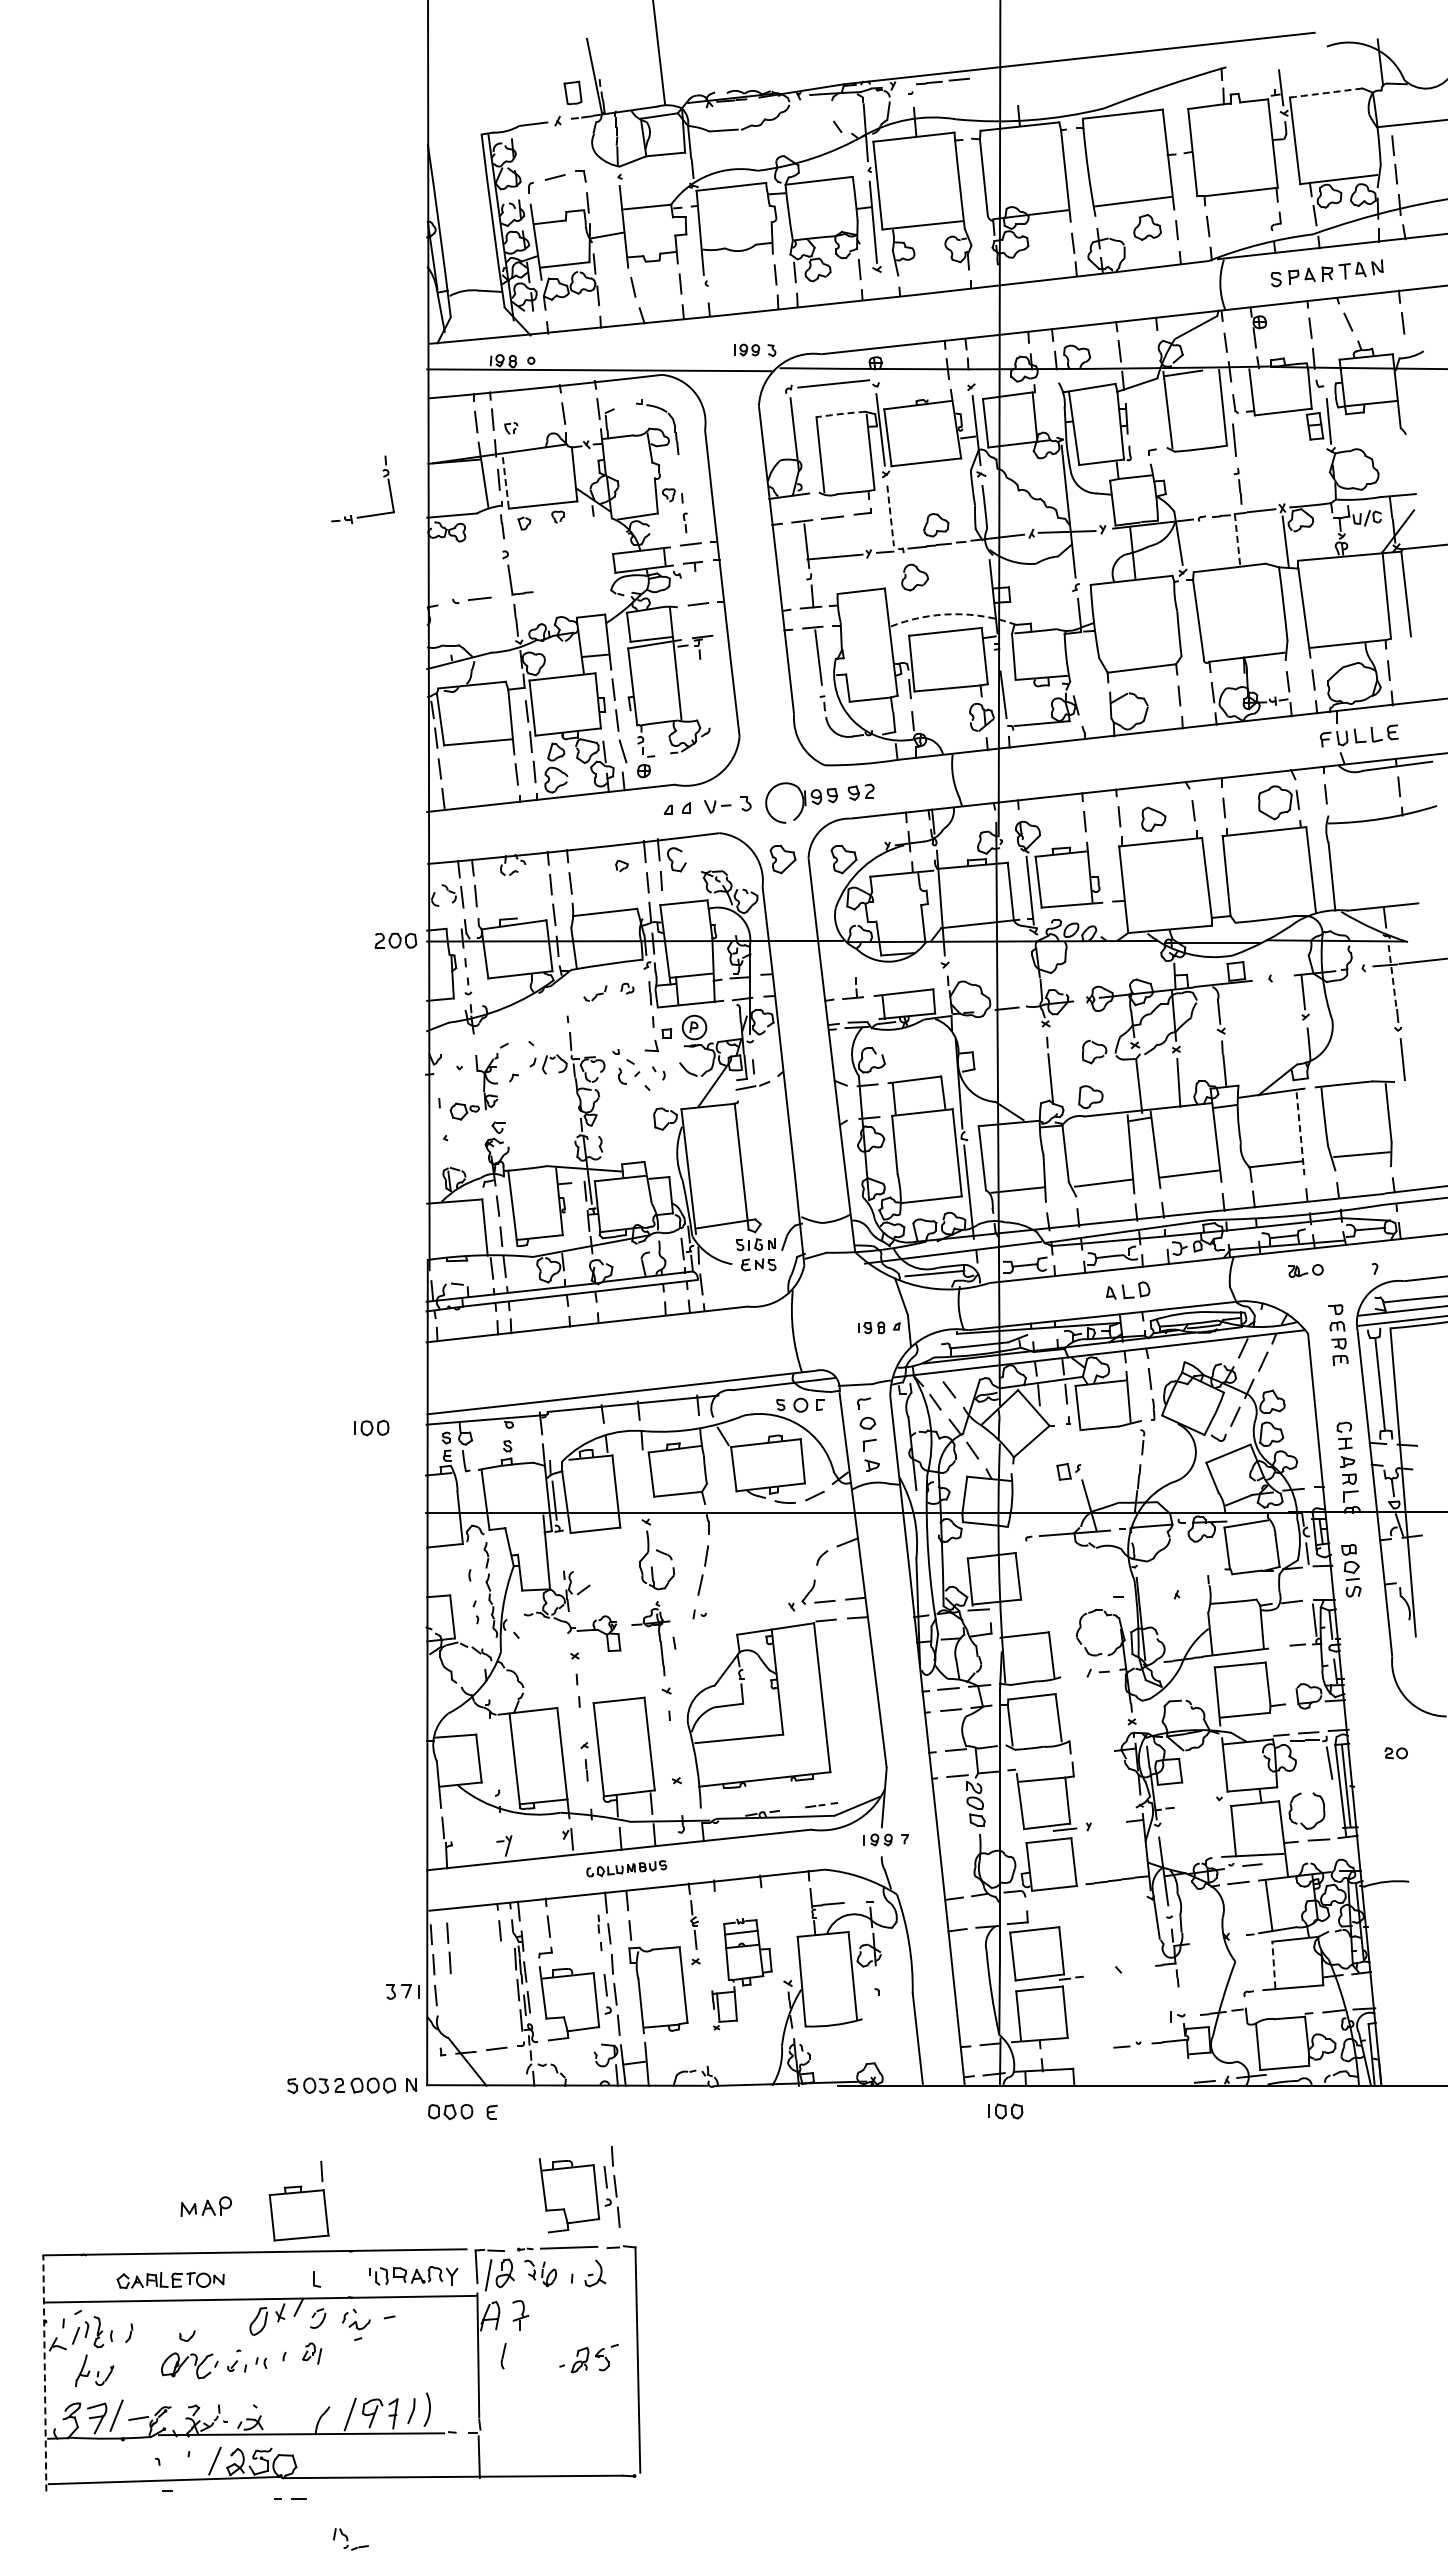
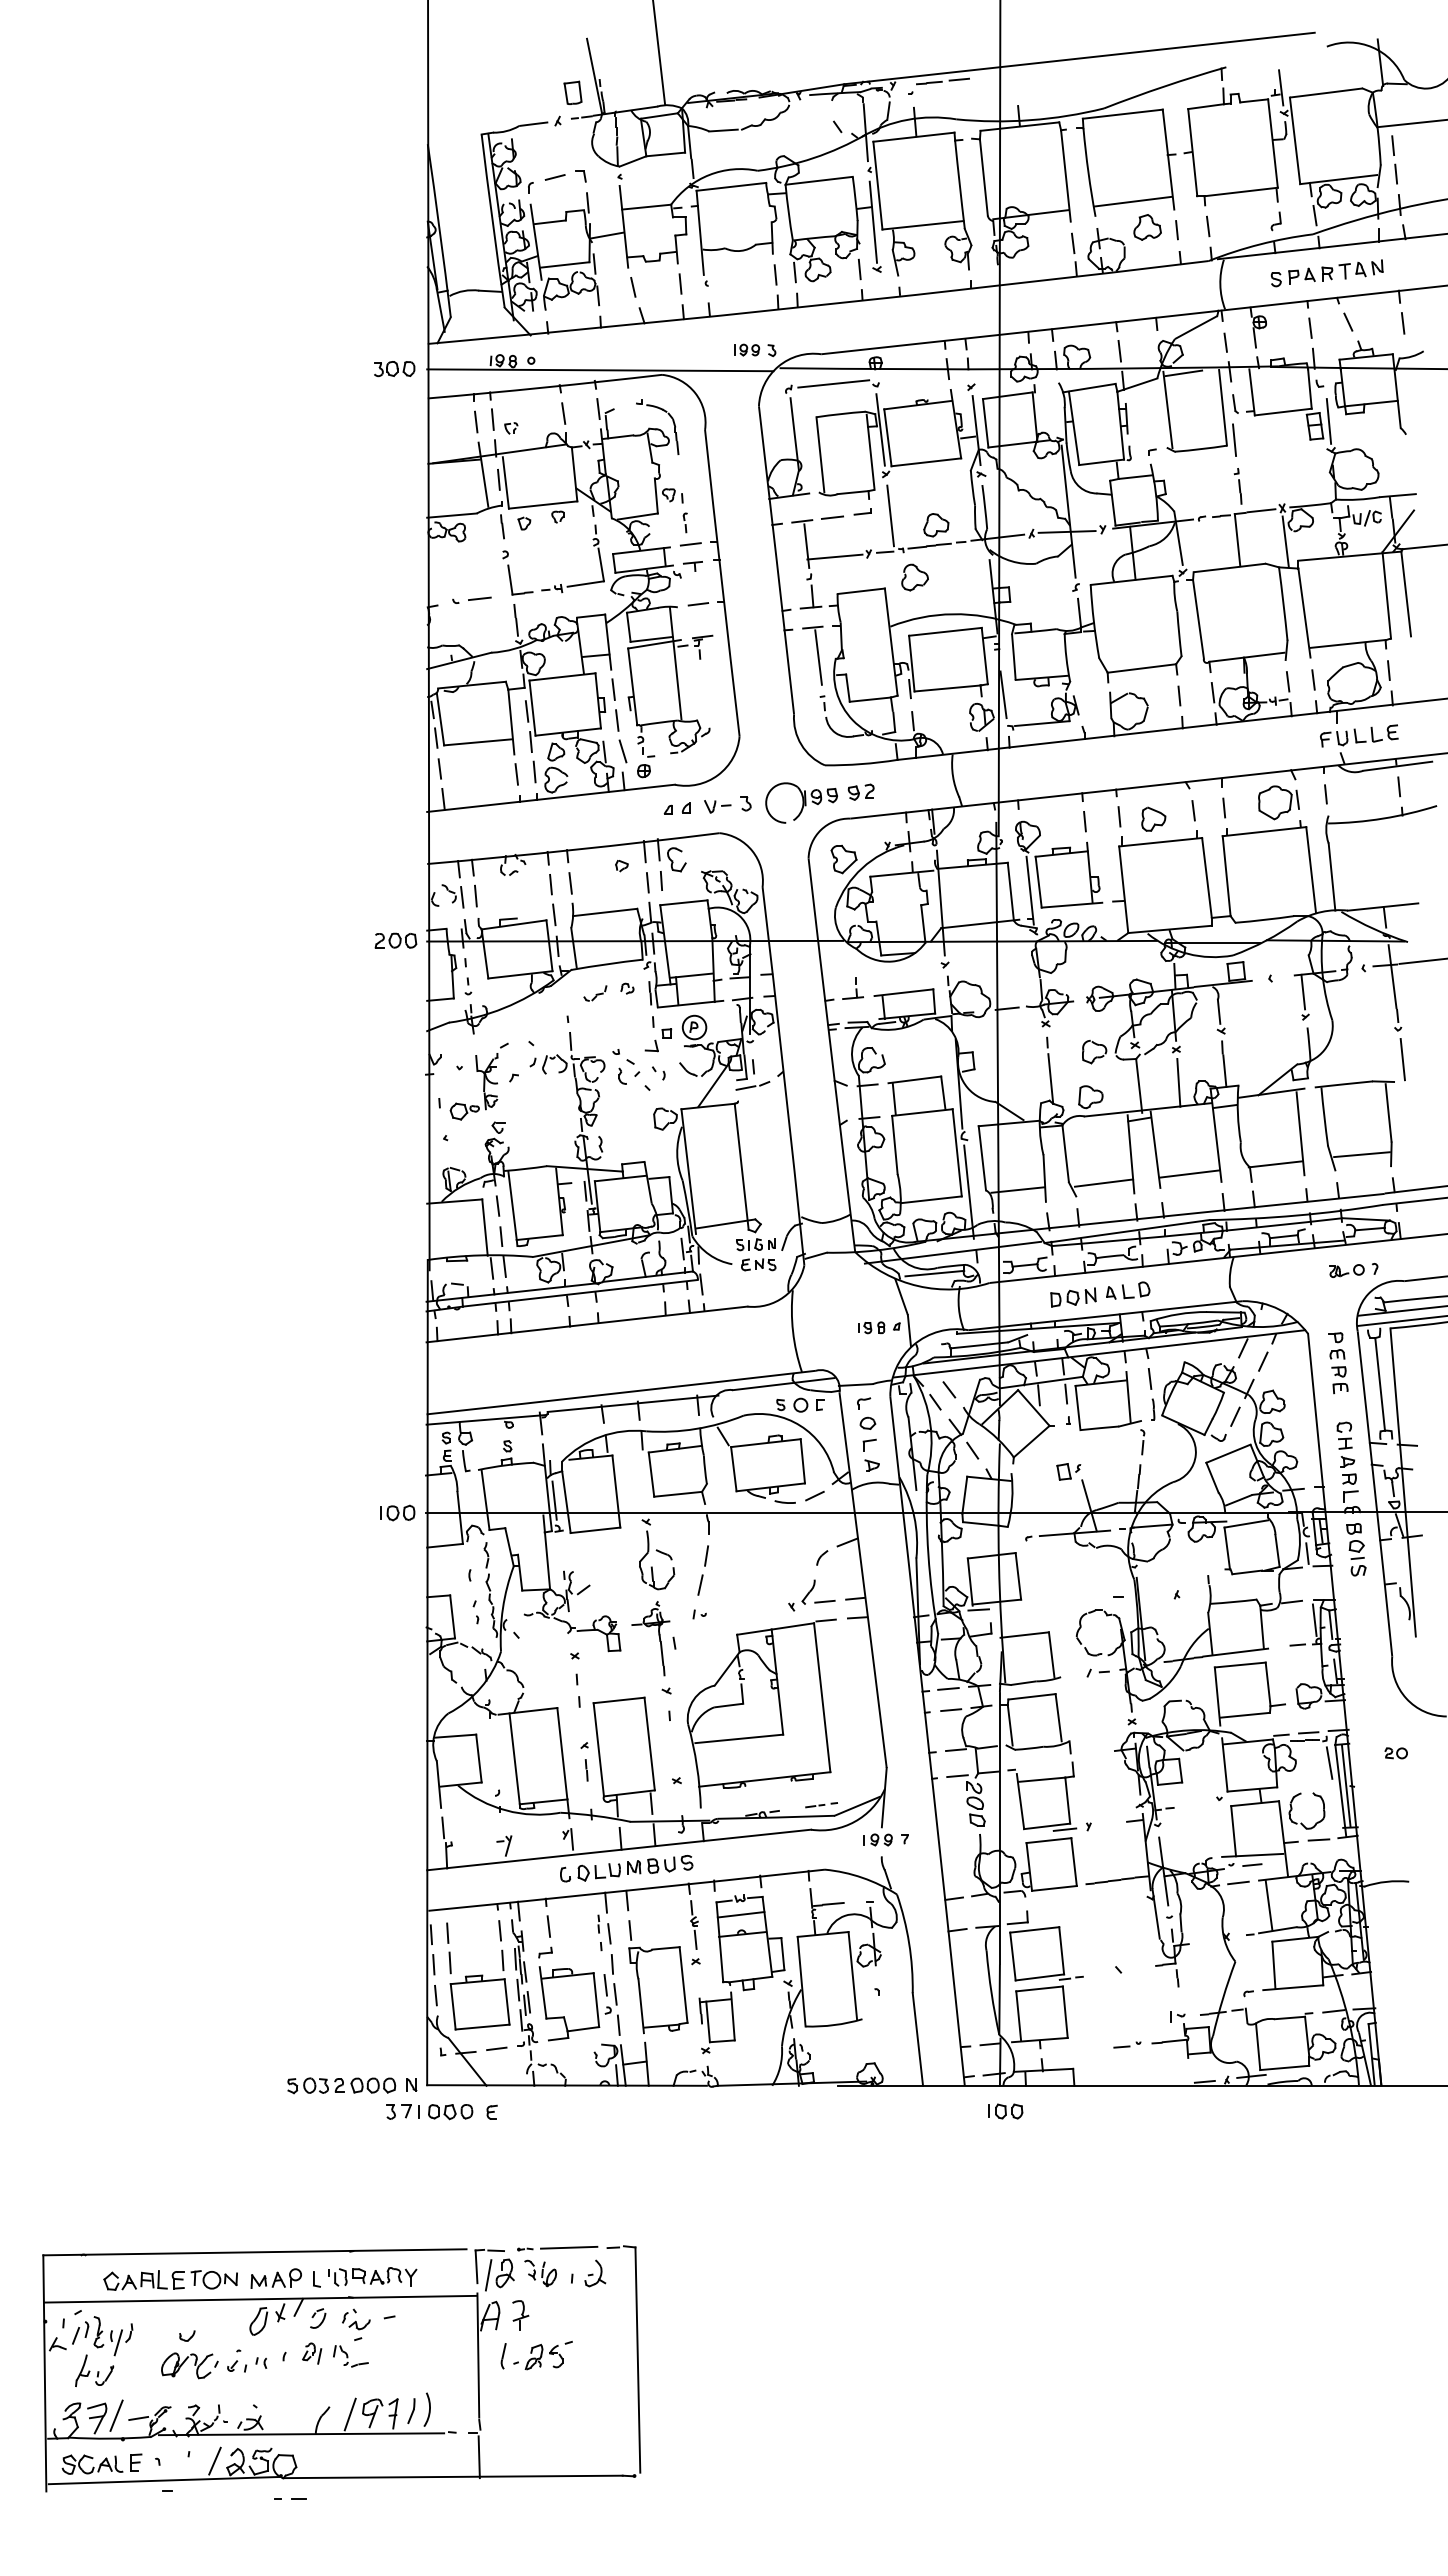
arc: dashed -> solid (1326, 93)
part: none -> present (394, 369)
arc: dashed -> solid (840, 414)
part position: (383, 477) -> (593, 546) (593, 546)
line: dashed -> solid (505, 482)
line: dashed -> solid (890, 516)
line: dashed -> solid (1237, 540)
arc: dashed -> solid (953, 614)
part: present -> none (782, 859)
line: dashed -> solid (1392, 976)
line: dashed -> solid (1300, 1133)
part position: (1305, 1270) -> (1346, 1270) (1346, 1270)
part: none -> present (1073, 1297)
part position: (1338, 1335) -> (1338, 1363) (1338, 1363)
part position: (371, 1427) -> (397, 1512) (397, 1512)
part position: (1351, 1570) -> (1356, 1549) (1356, 1549)
part size: 82x18 px -> 134x28 px (626, 1868)
line: dashed -> solid (1273, 1964)
part size: 62x113 px -> 88x161 px (741, 1974)
part position: (402, 1991) -> (402, 2111) (402, 2111)
part: present -> none (579, 2189)
part position: (298, 2200) -> (479, 1989) (479, 1989)
part position: (205, 2206) -> (275, 2278) (275, 2278)
part position: (413, 2275) -> (372, 2276) (372, 2276)
part size: 109x17 px -> 135x21 px (170, 2280)
line: none -> present (118, 2342)
part position: (588, 2358) -> (542, 2355) (542, 2355)
line: dashed -> solid (44, 2372)
part: none -> present (101, 2463)
part position: (350, 2539) -> (350, 2356) (350, 2356)
